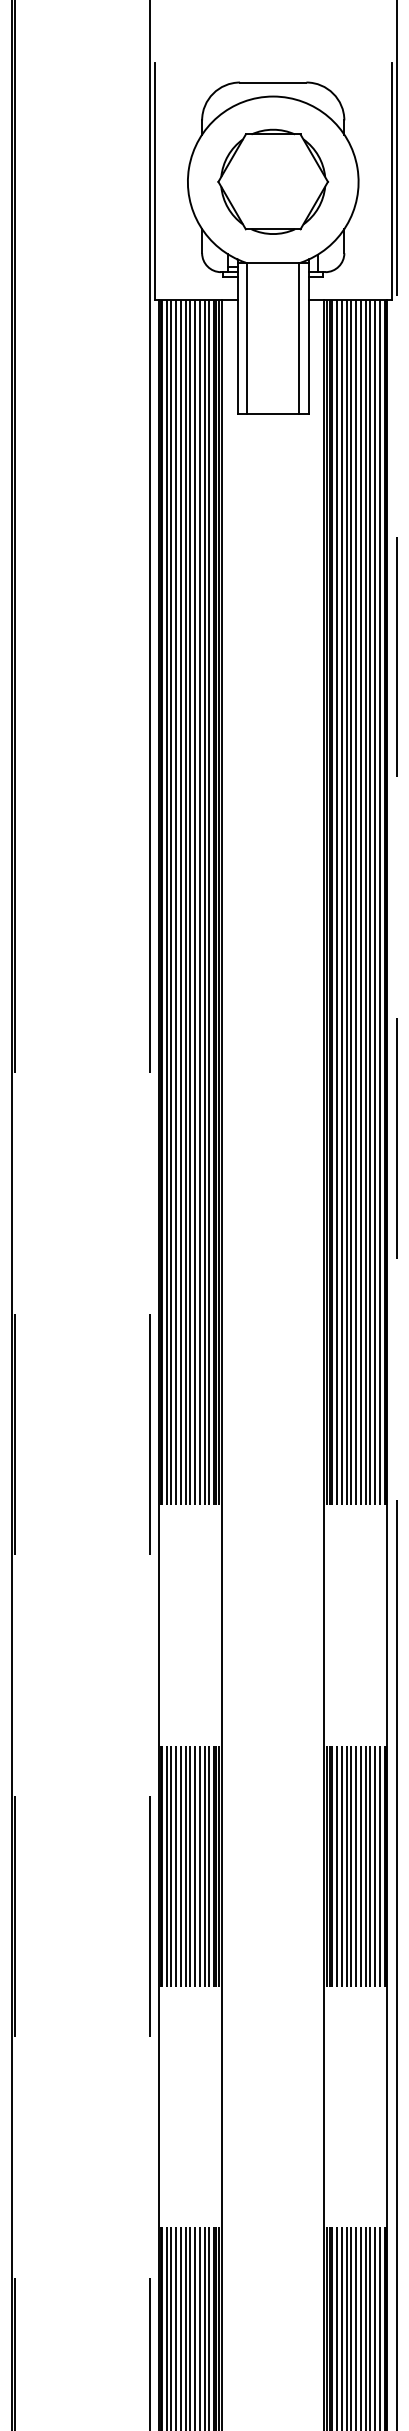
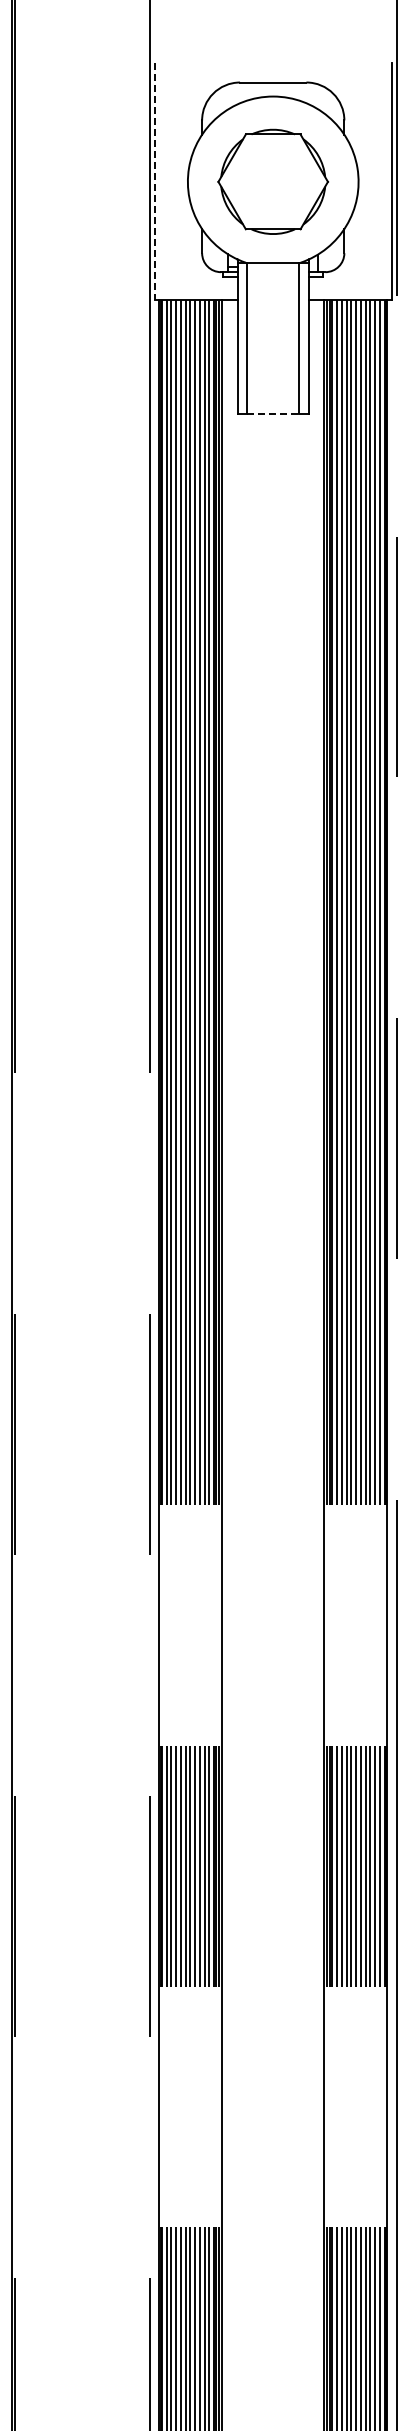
line: solid -> dashed (154, 181)
line: solid -> dashed (273, 414)
